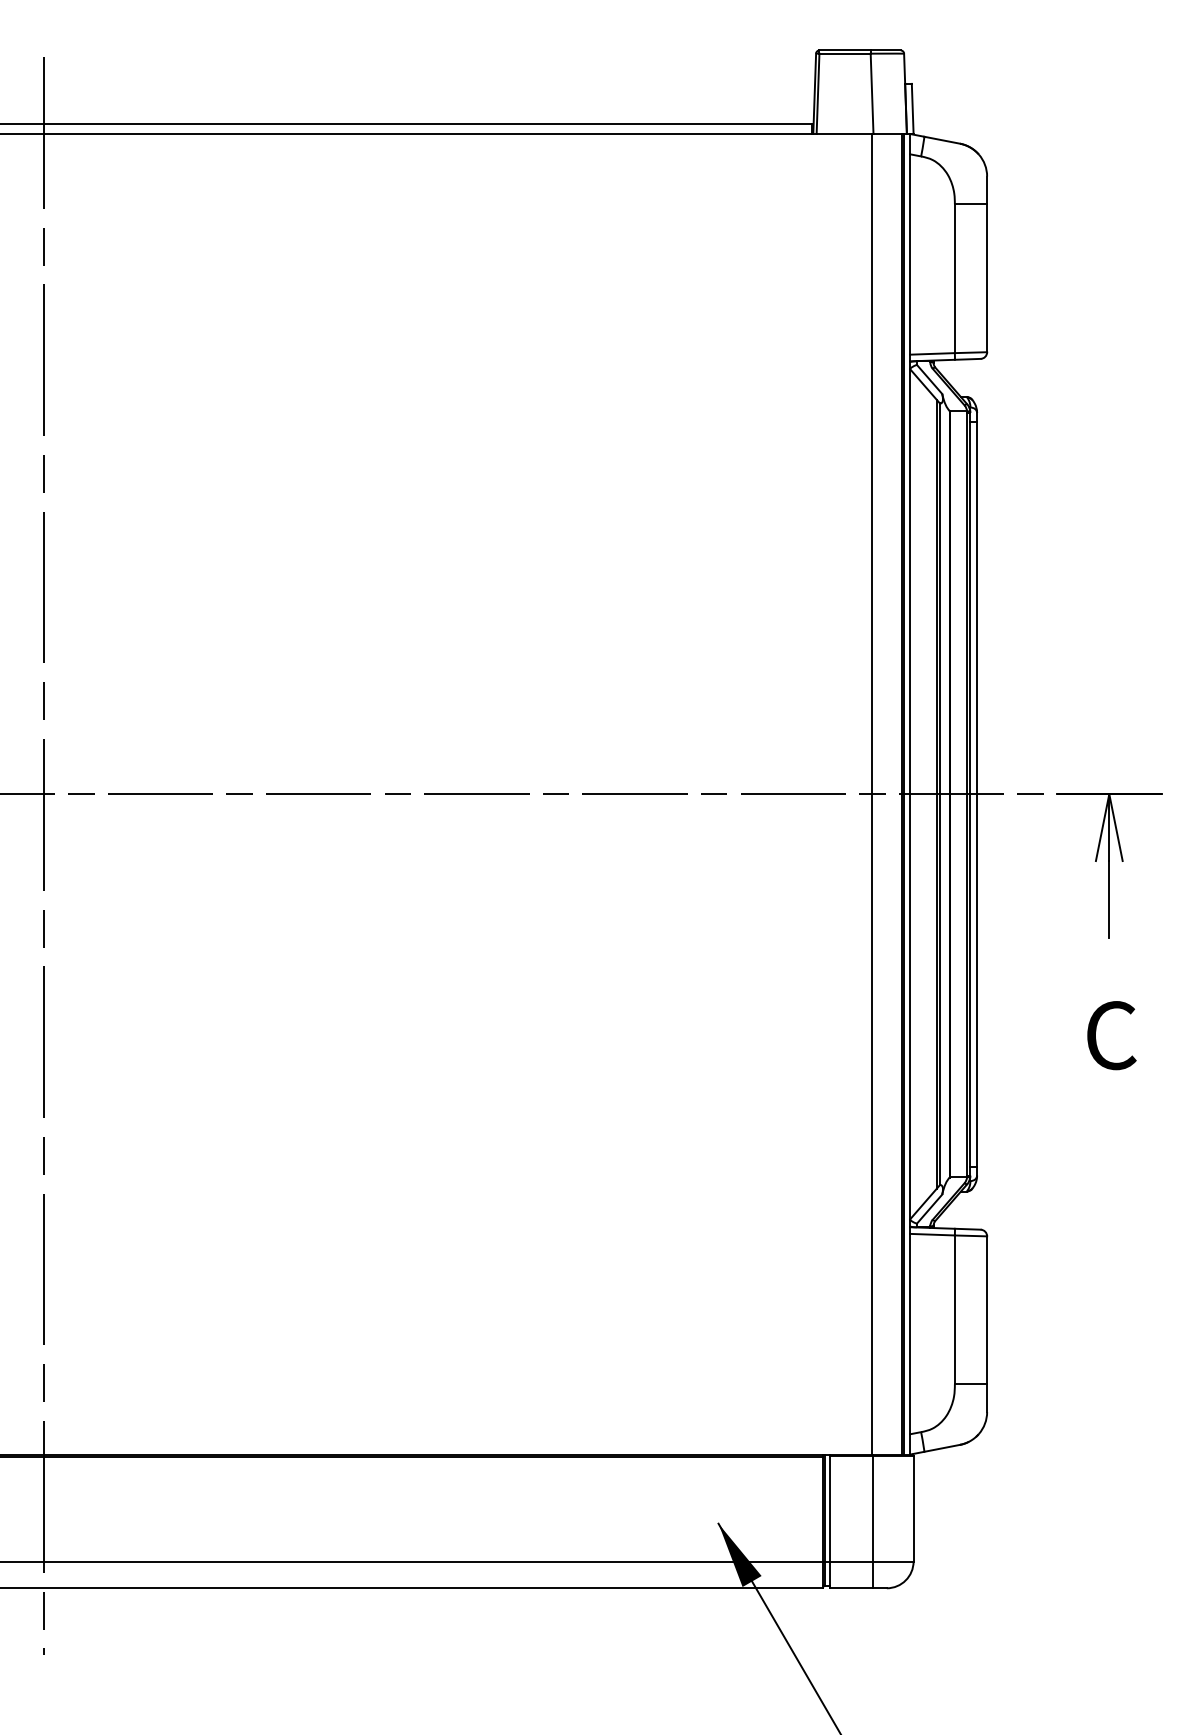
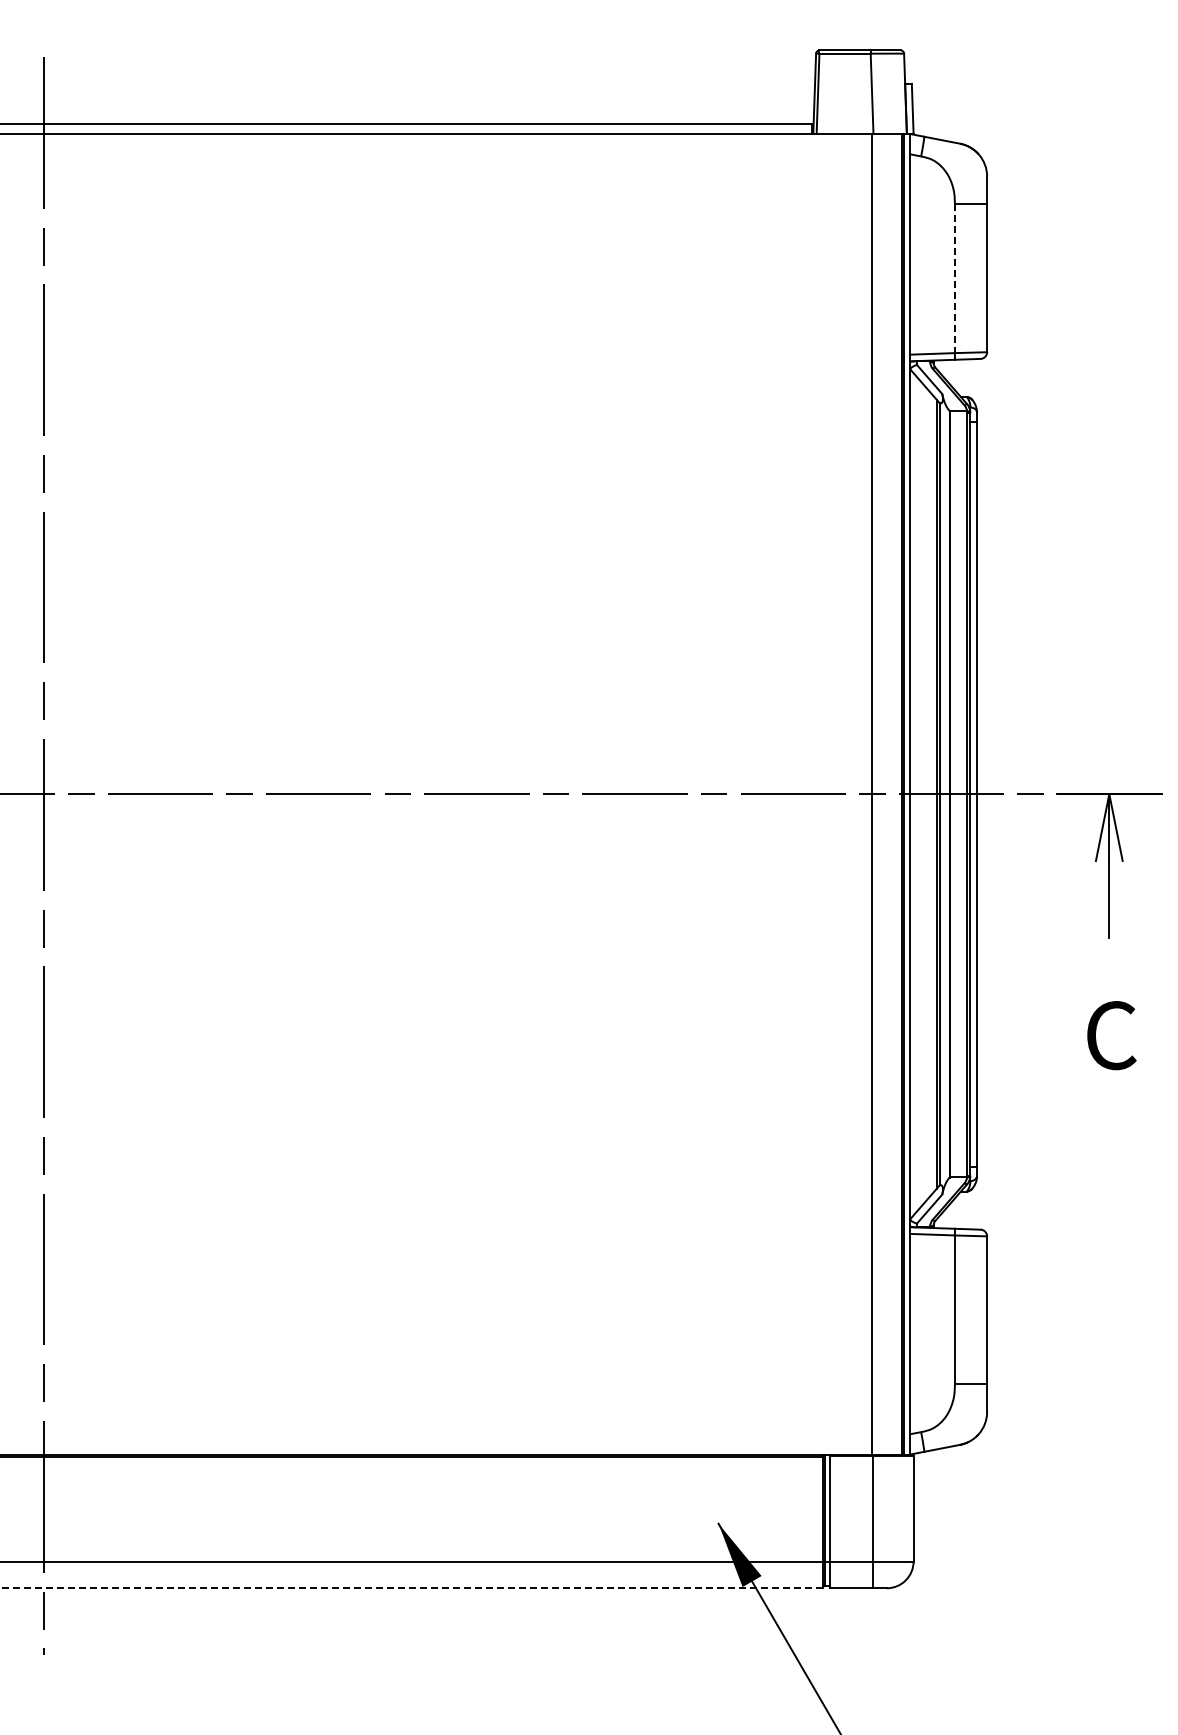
line: solid -> dashed (954, 279)
line: solid -> dashed (412, 1588)
